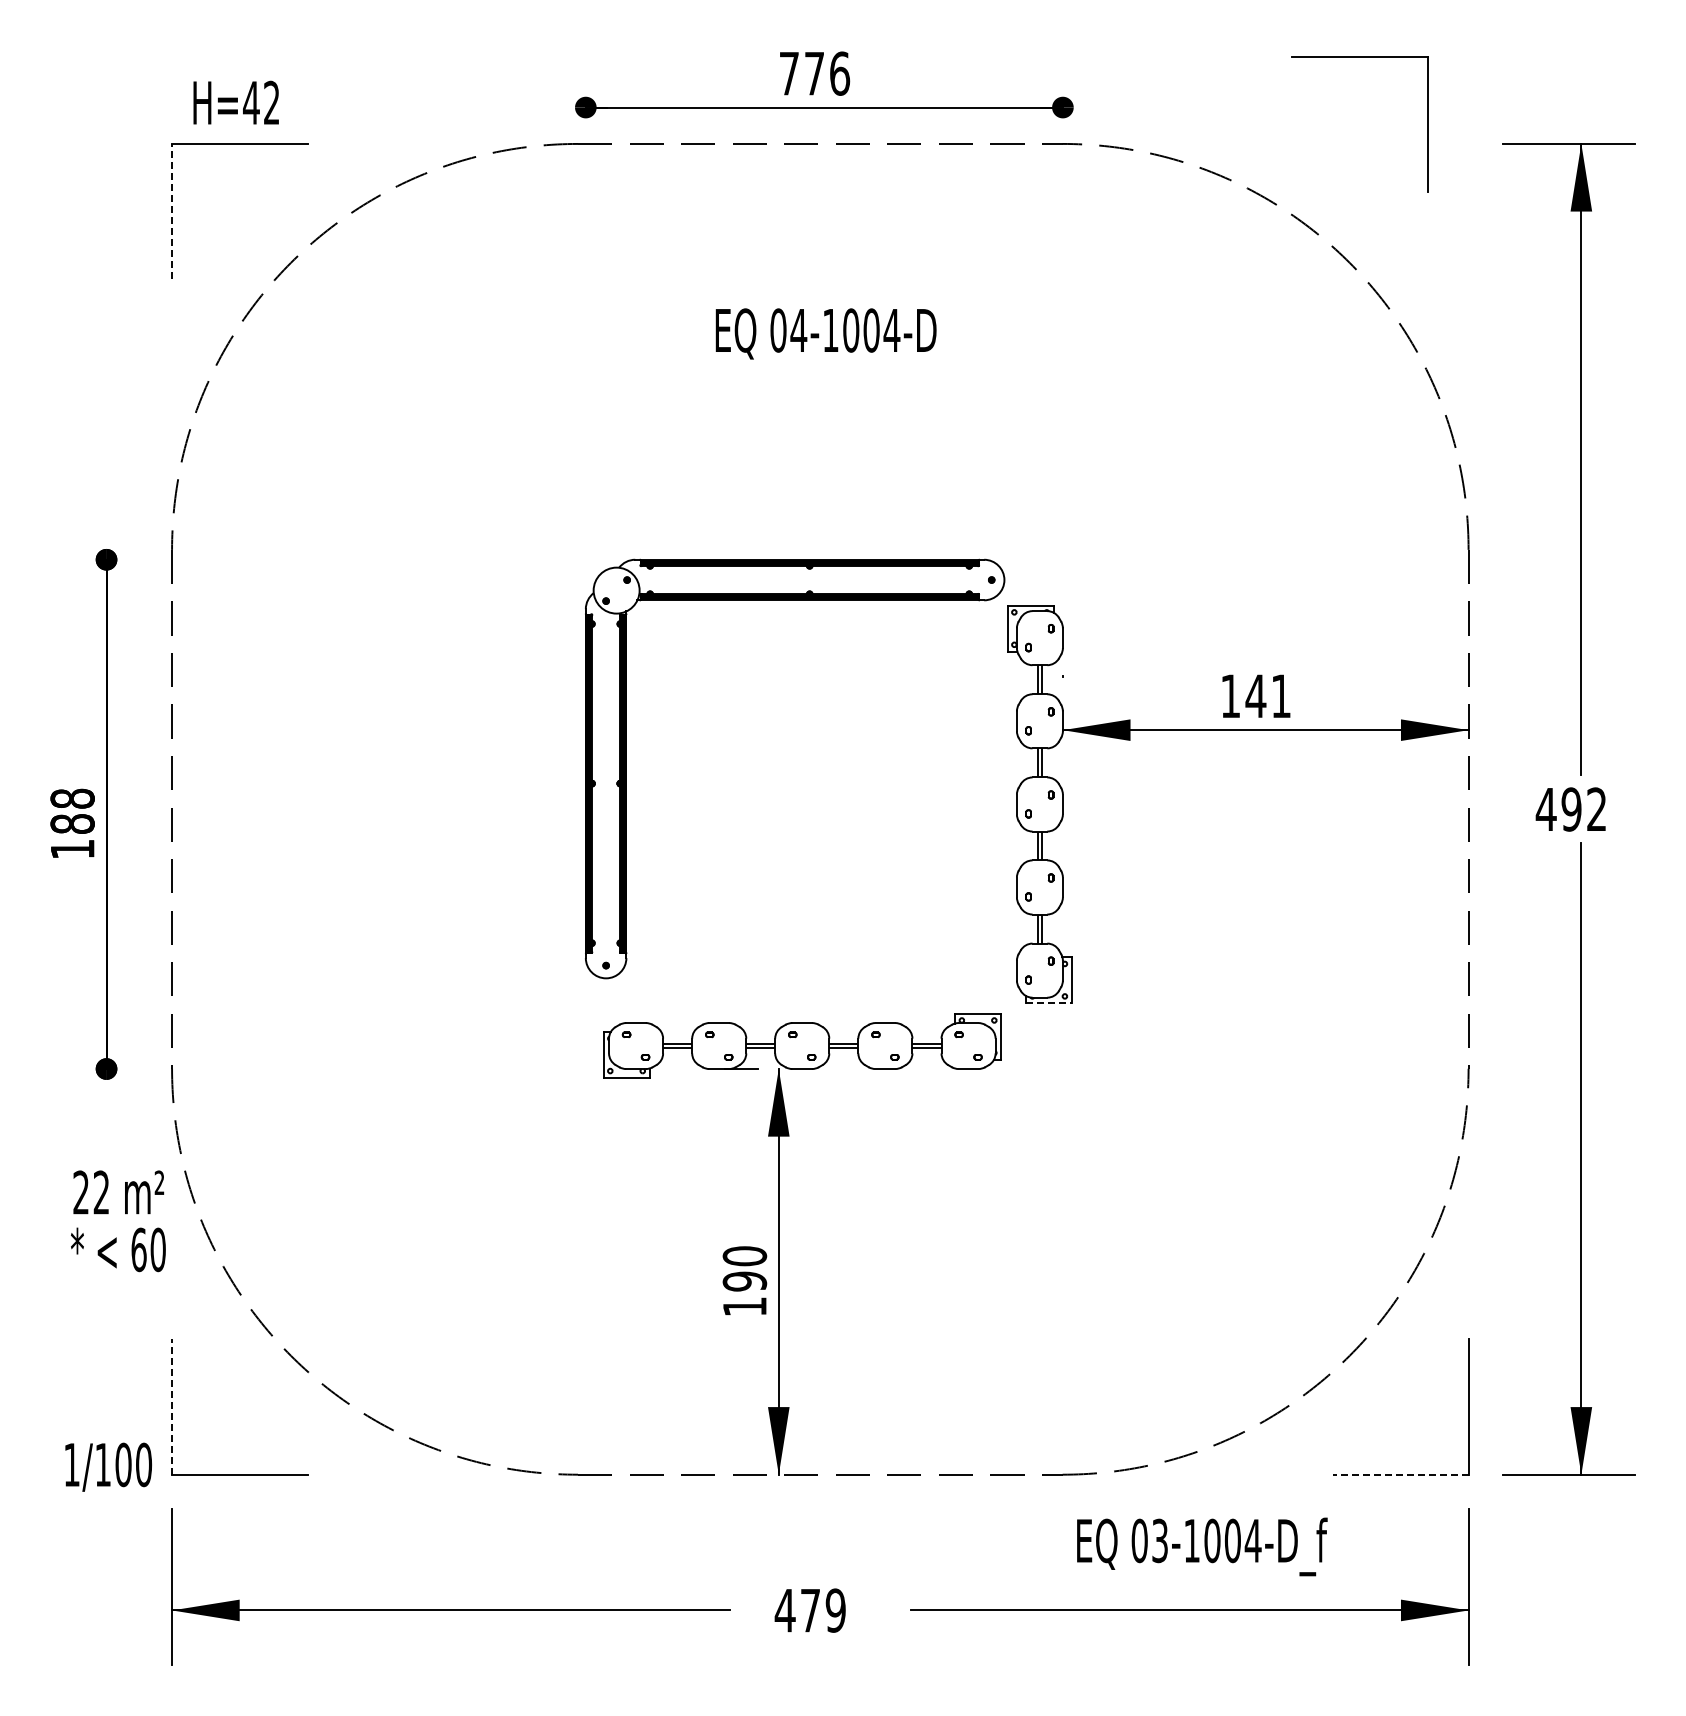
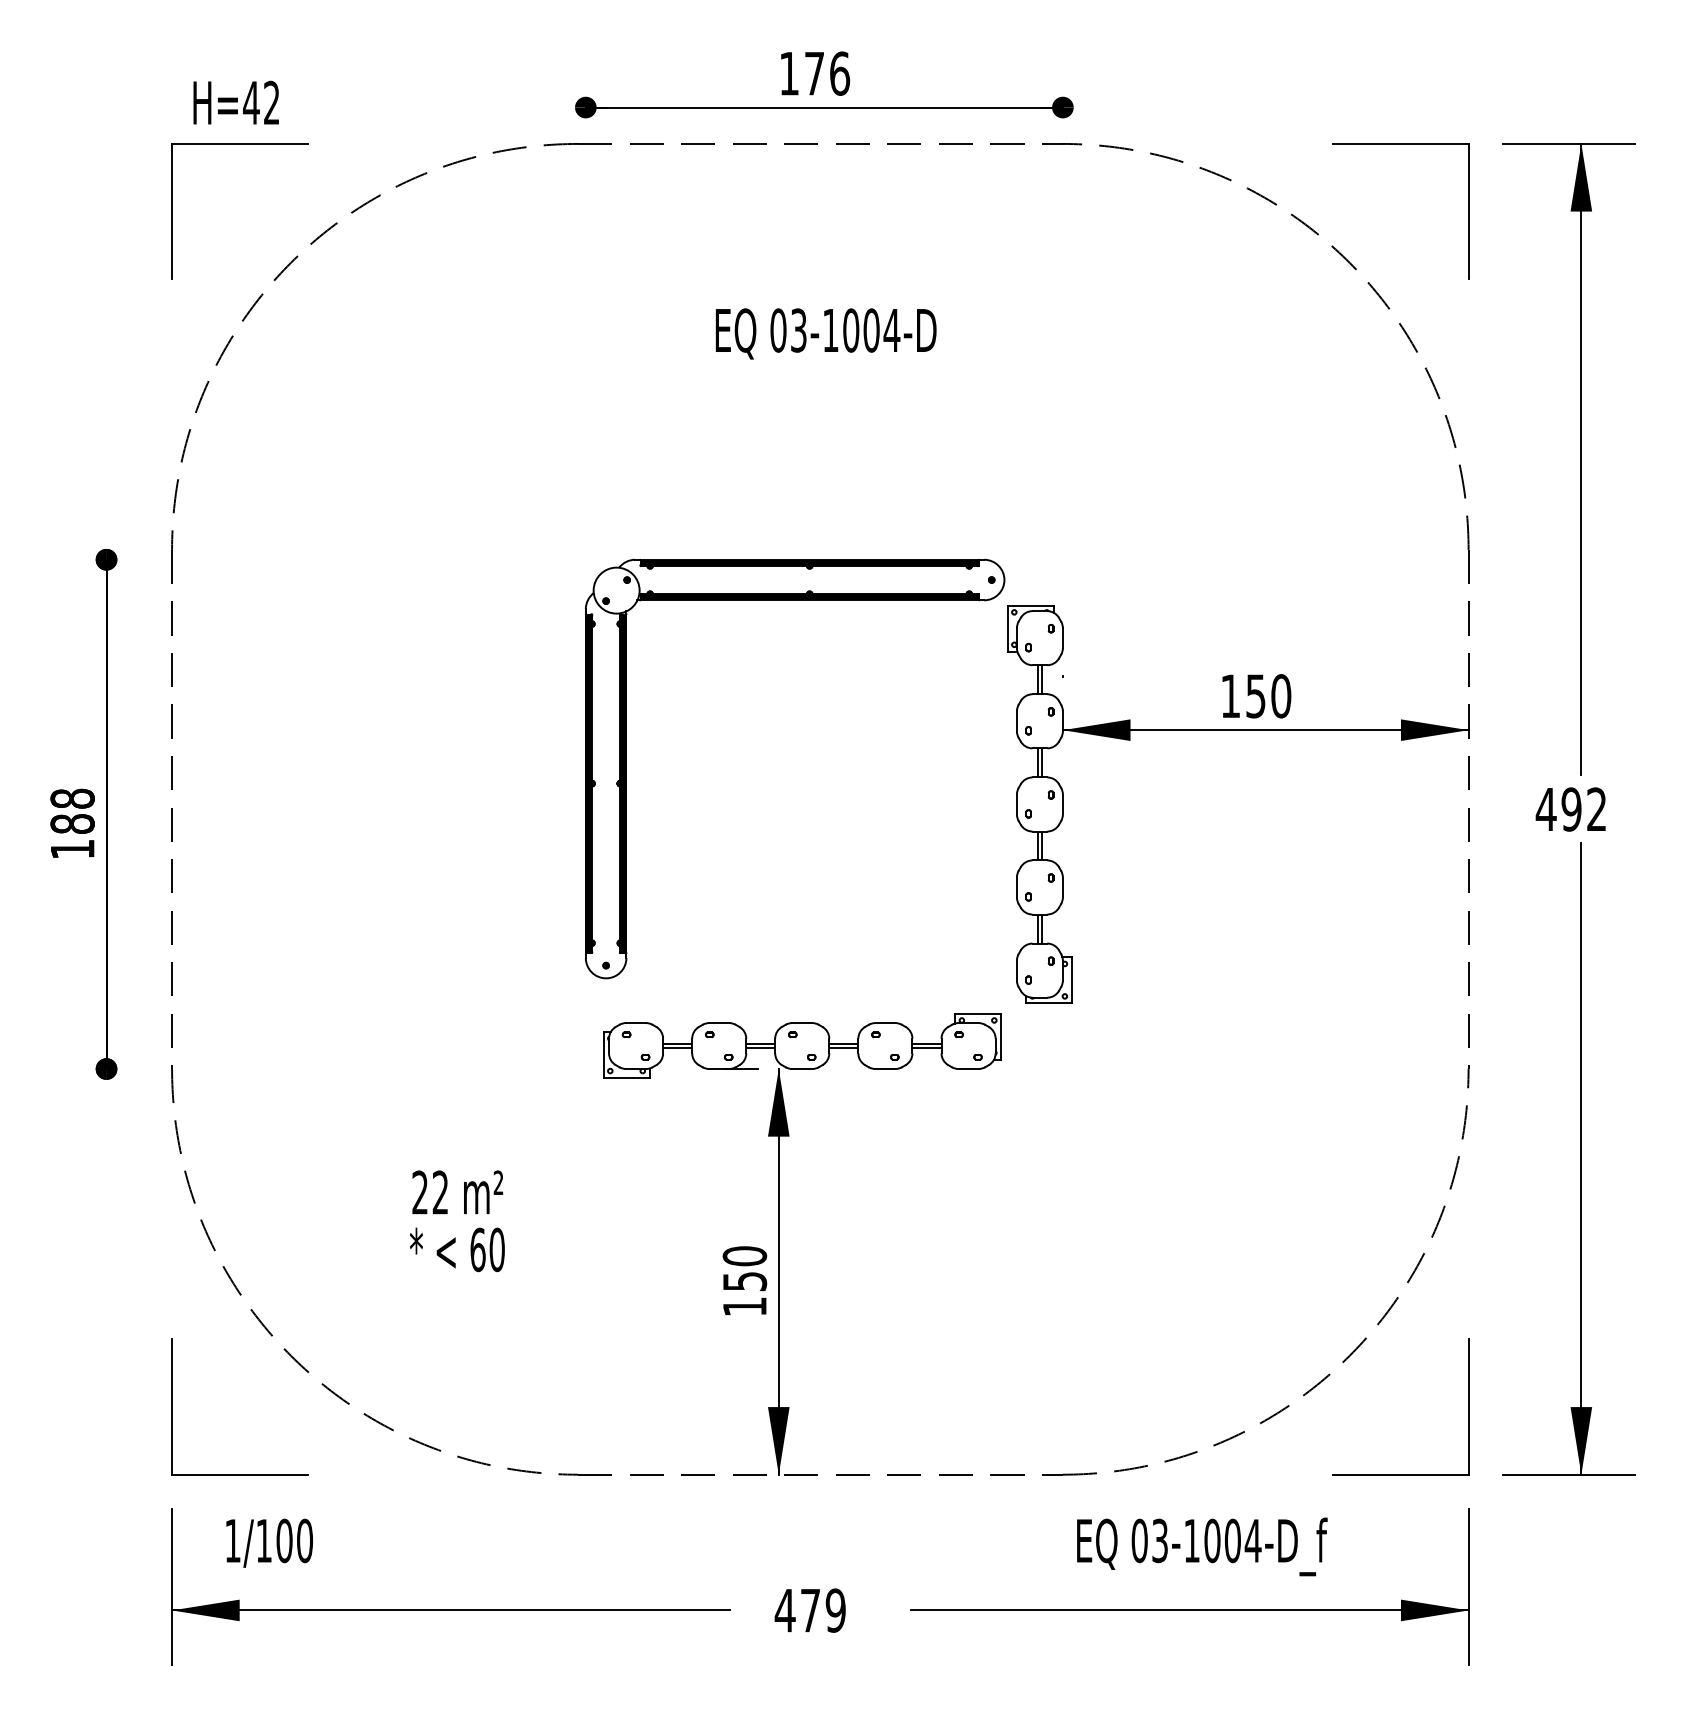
part position: (1359, 57) -> (1400, 144) (1400, 144)
text: 776 -> 176 (789, 73)
line: dashed -> solid (172, 211)
text: 04-1004-D -> 03-1004-D (798, 330)
text: 141 -> 150 (1268, 696)
line: dashed -> solid (1048, 1003)
text position: (118, 1221) -> (457, 1221) (457, 1221)
text: 190 -> 150 (744, 1281)
line: dashed -> solid (172, 1406)
text position: (108, 1466) -> (269, 1542) (269, 1542)
line: dashed -> solid (1400, 1474)
